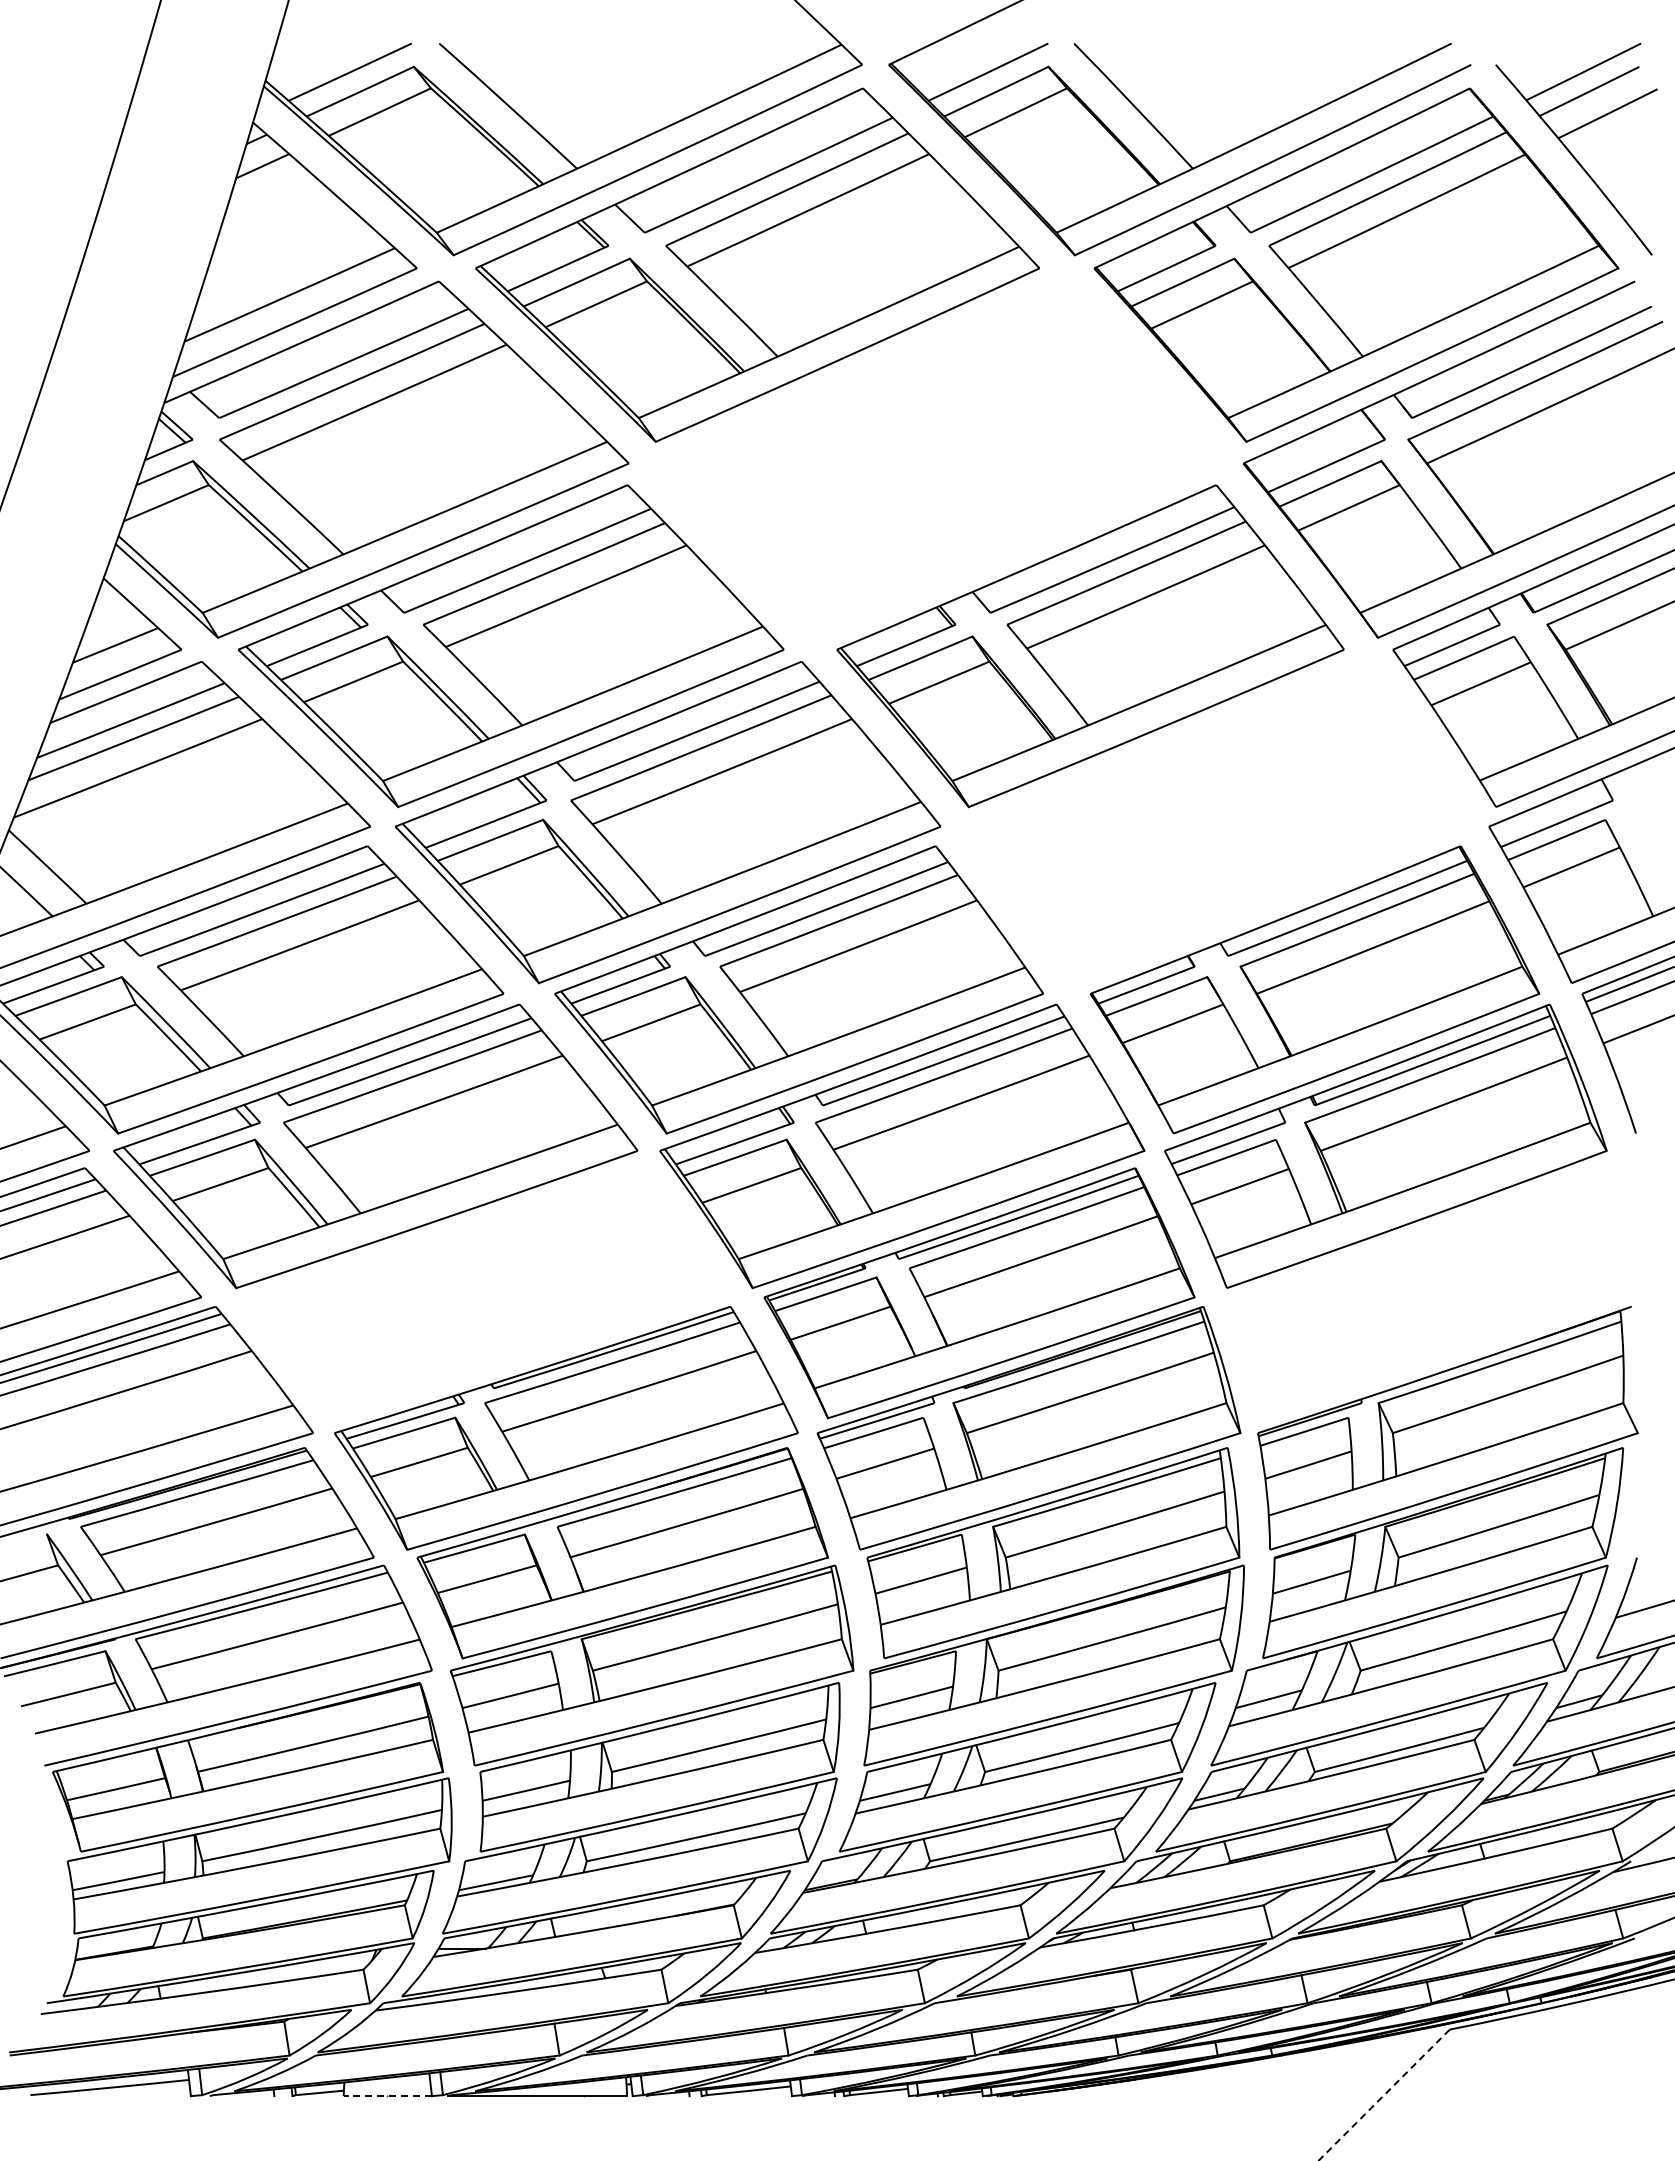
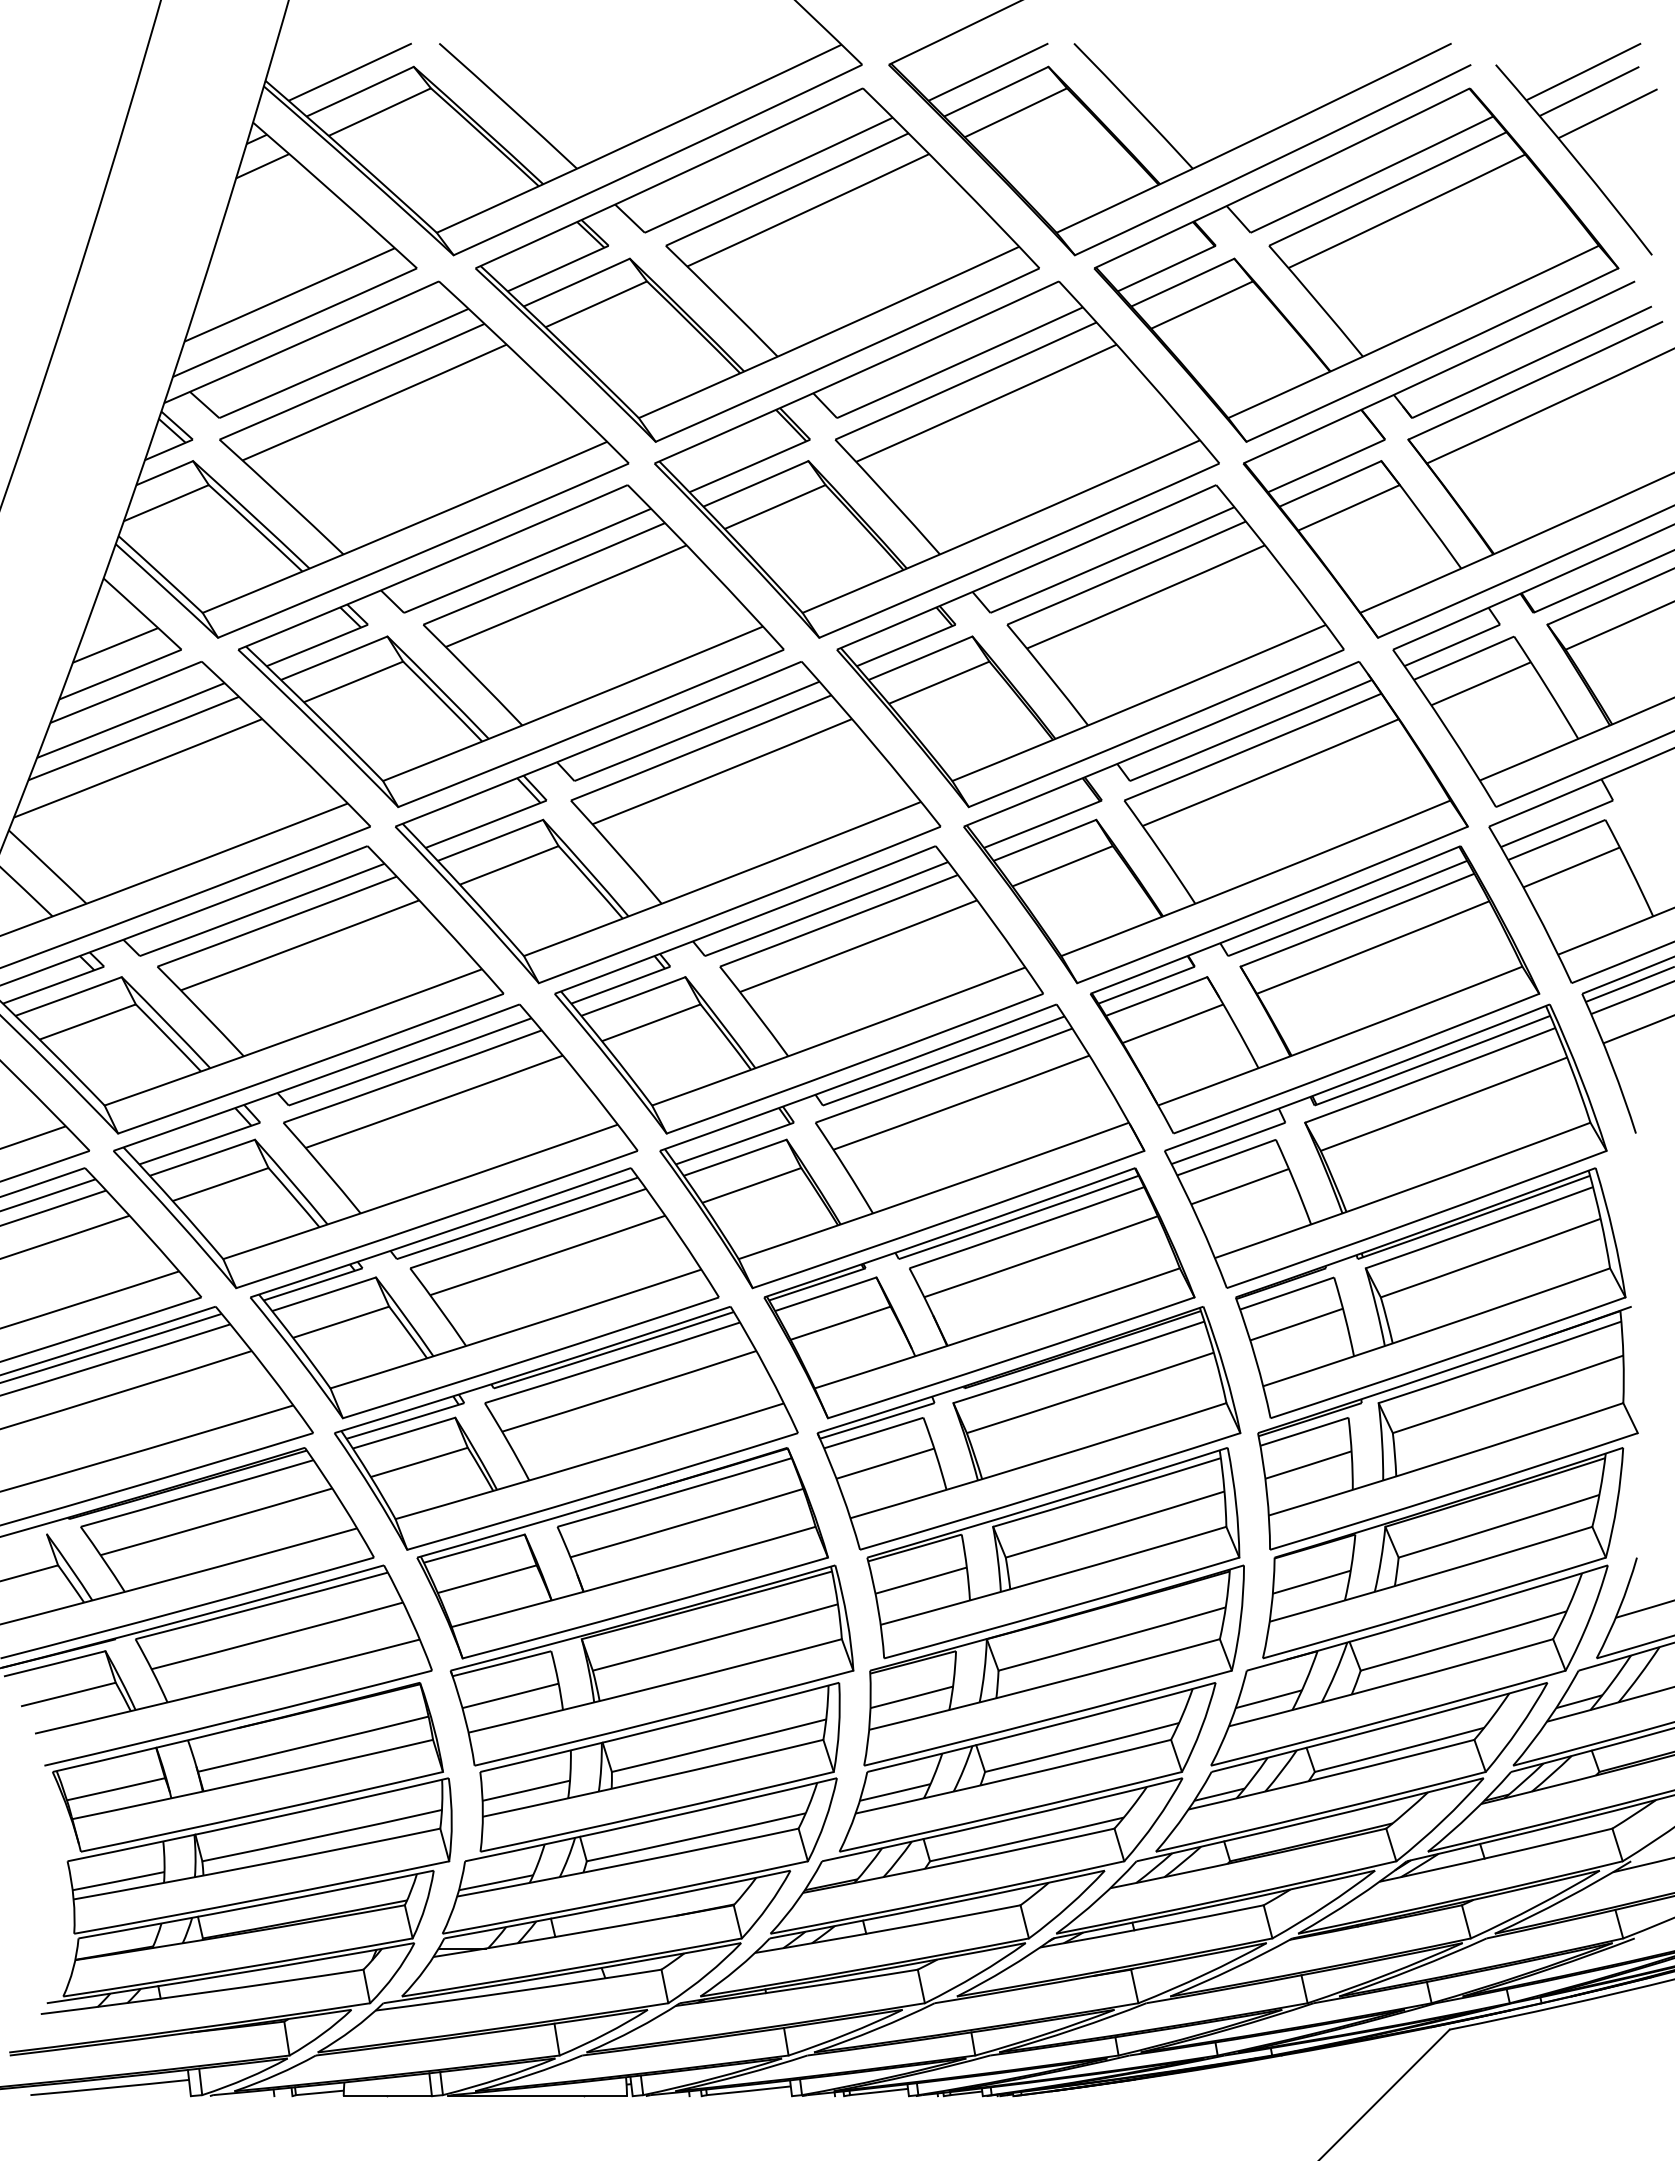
part: none -> present (936, 459)
part: none -> present (1215, 822)
part: none -> present (1430, 1292)
part: none -> present (484, 1293)
line: dashed -> solid (1384, 2095)
line: dashed -> solid (387, 2096)
